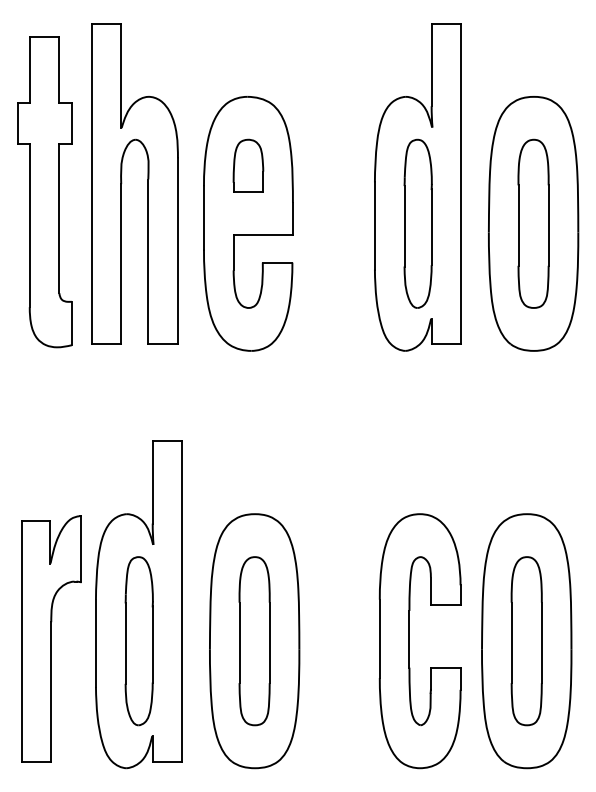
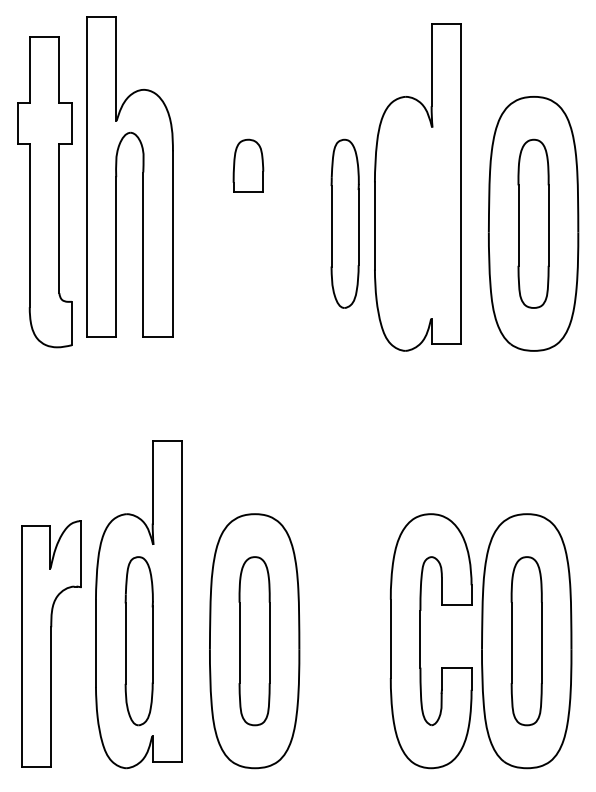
part position: (122, 183) -> (117, 176) (117, 176)
part: present -> none (248, 223)
part position: (417, 223) -> (344, 223) (344, 223)
part position: (51, 638) -> (51, 643) (51, 643)
part position: (409, 641) -> (420, 641) (420, 641)
